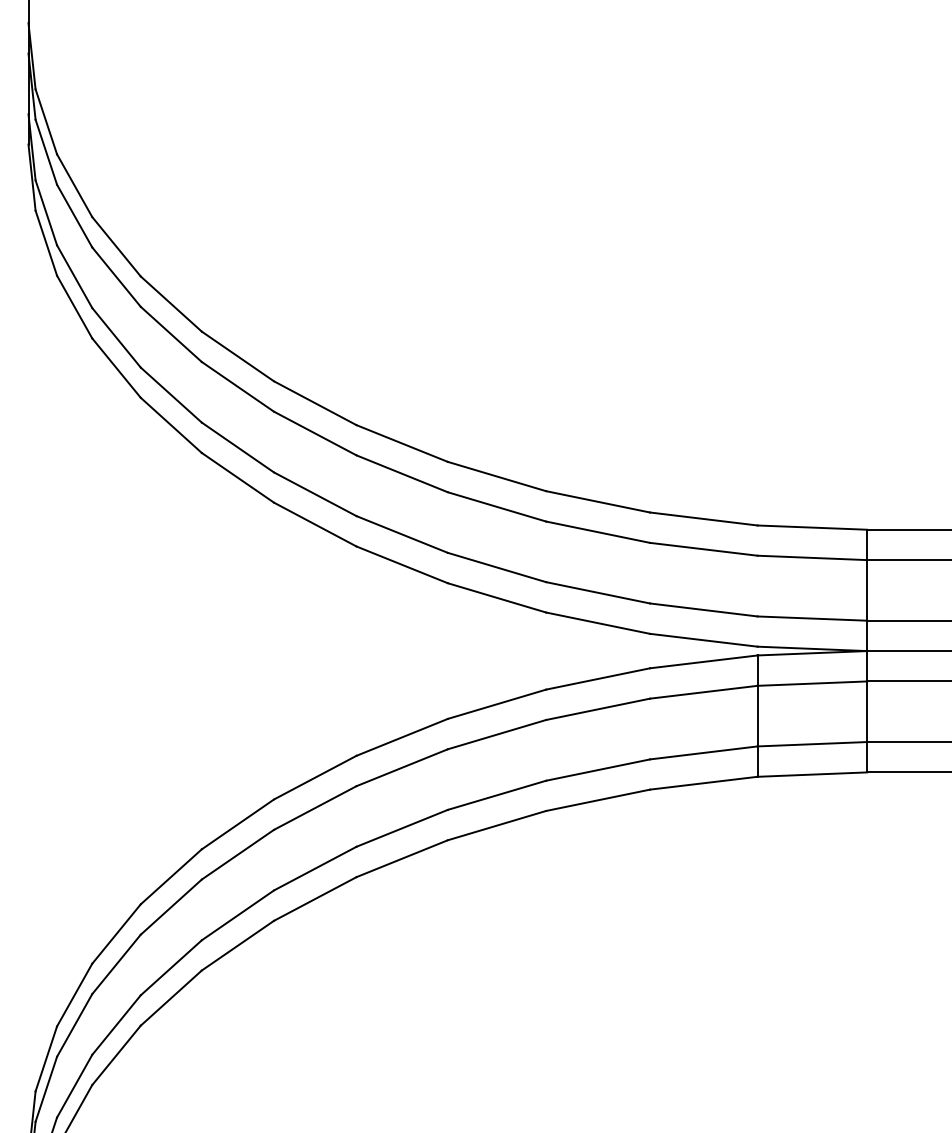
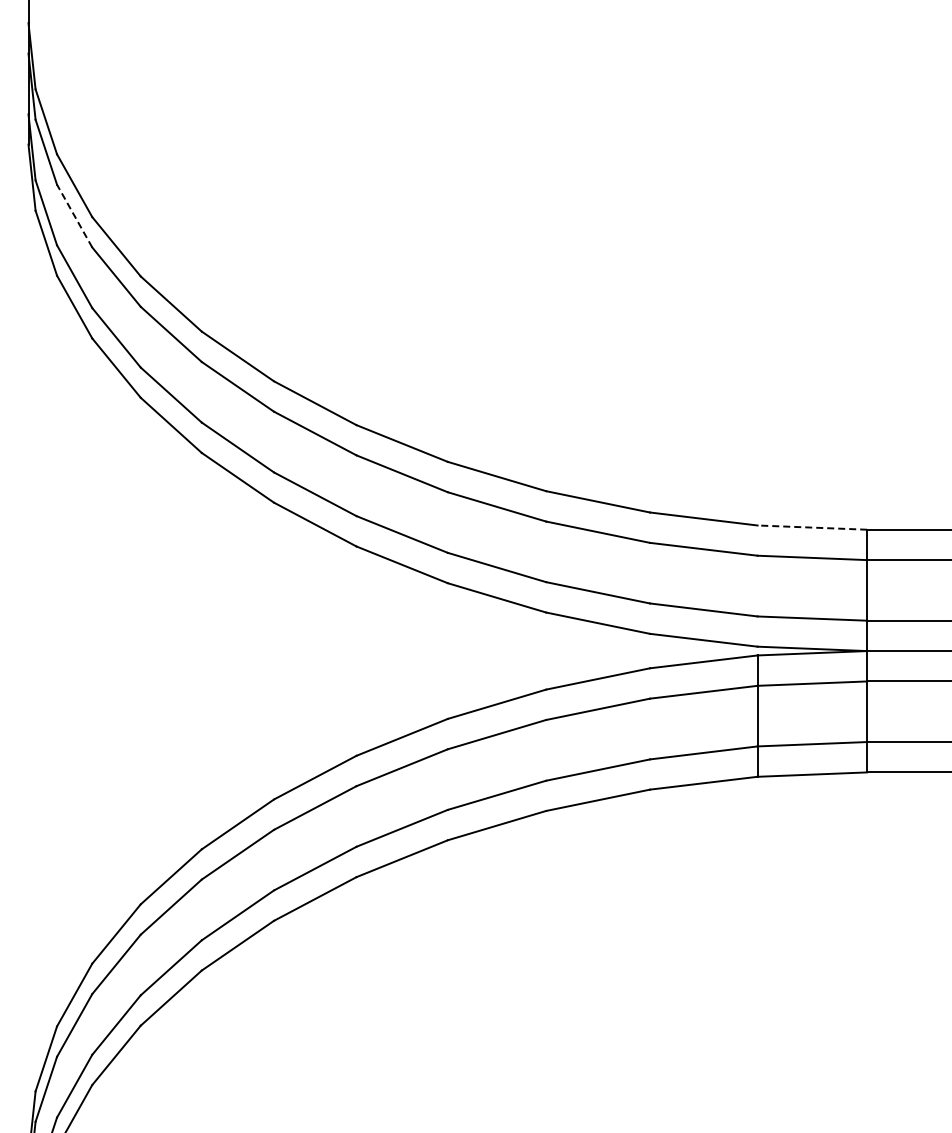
line: solid -> dashed (74, 216)
line: solid -> dashed (812, 527)
